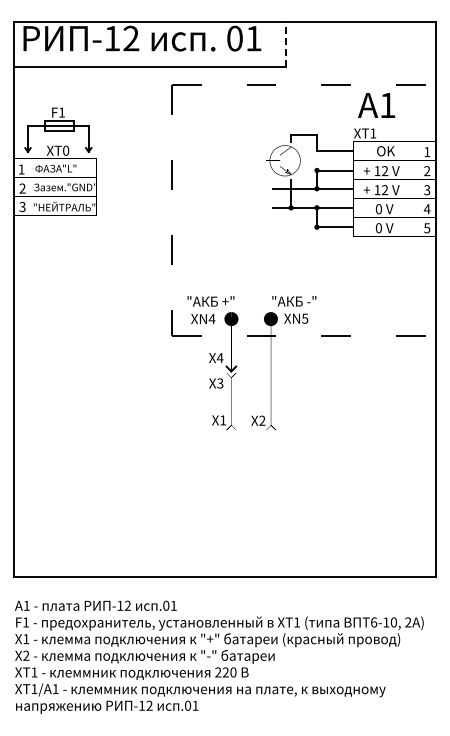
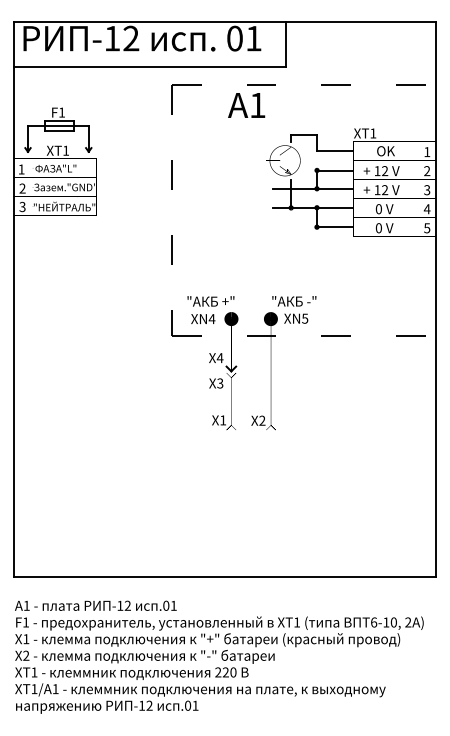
line: dashed -> solid (286, 44)
text position: (376, 105) -> (246, 105) (246, 105)
text: XT0 -> XT1 (66, 150)
